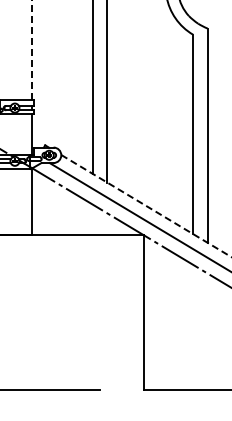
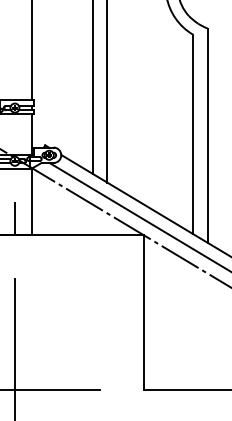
line: dashed -> solid (32, 50)
line: dashed -> solid (146, 206)
line: none -> present (14, 218)
line: none -> present (14, 347)
